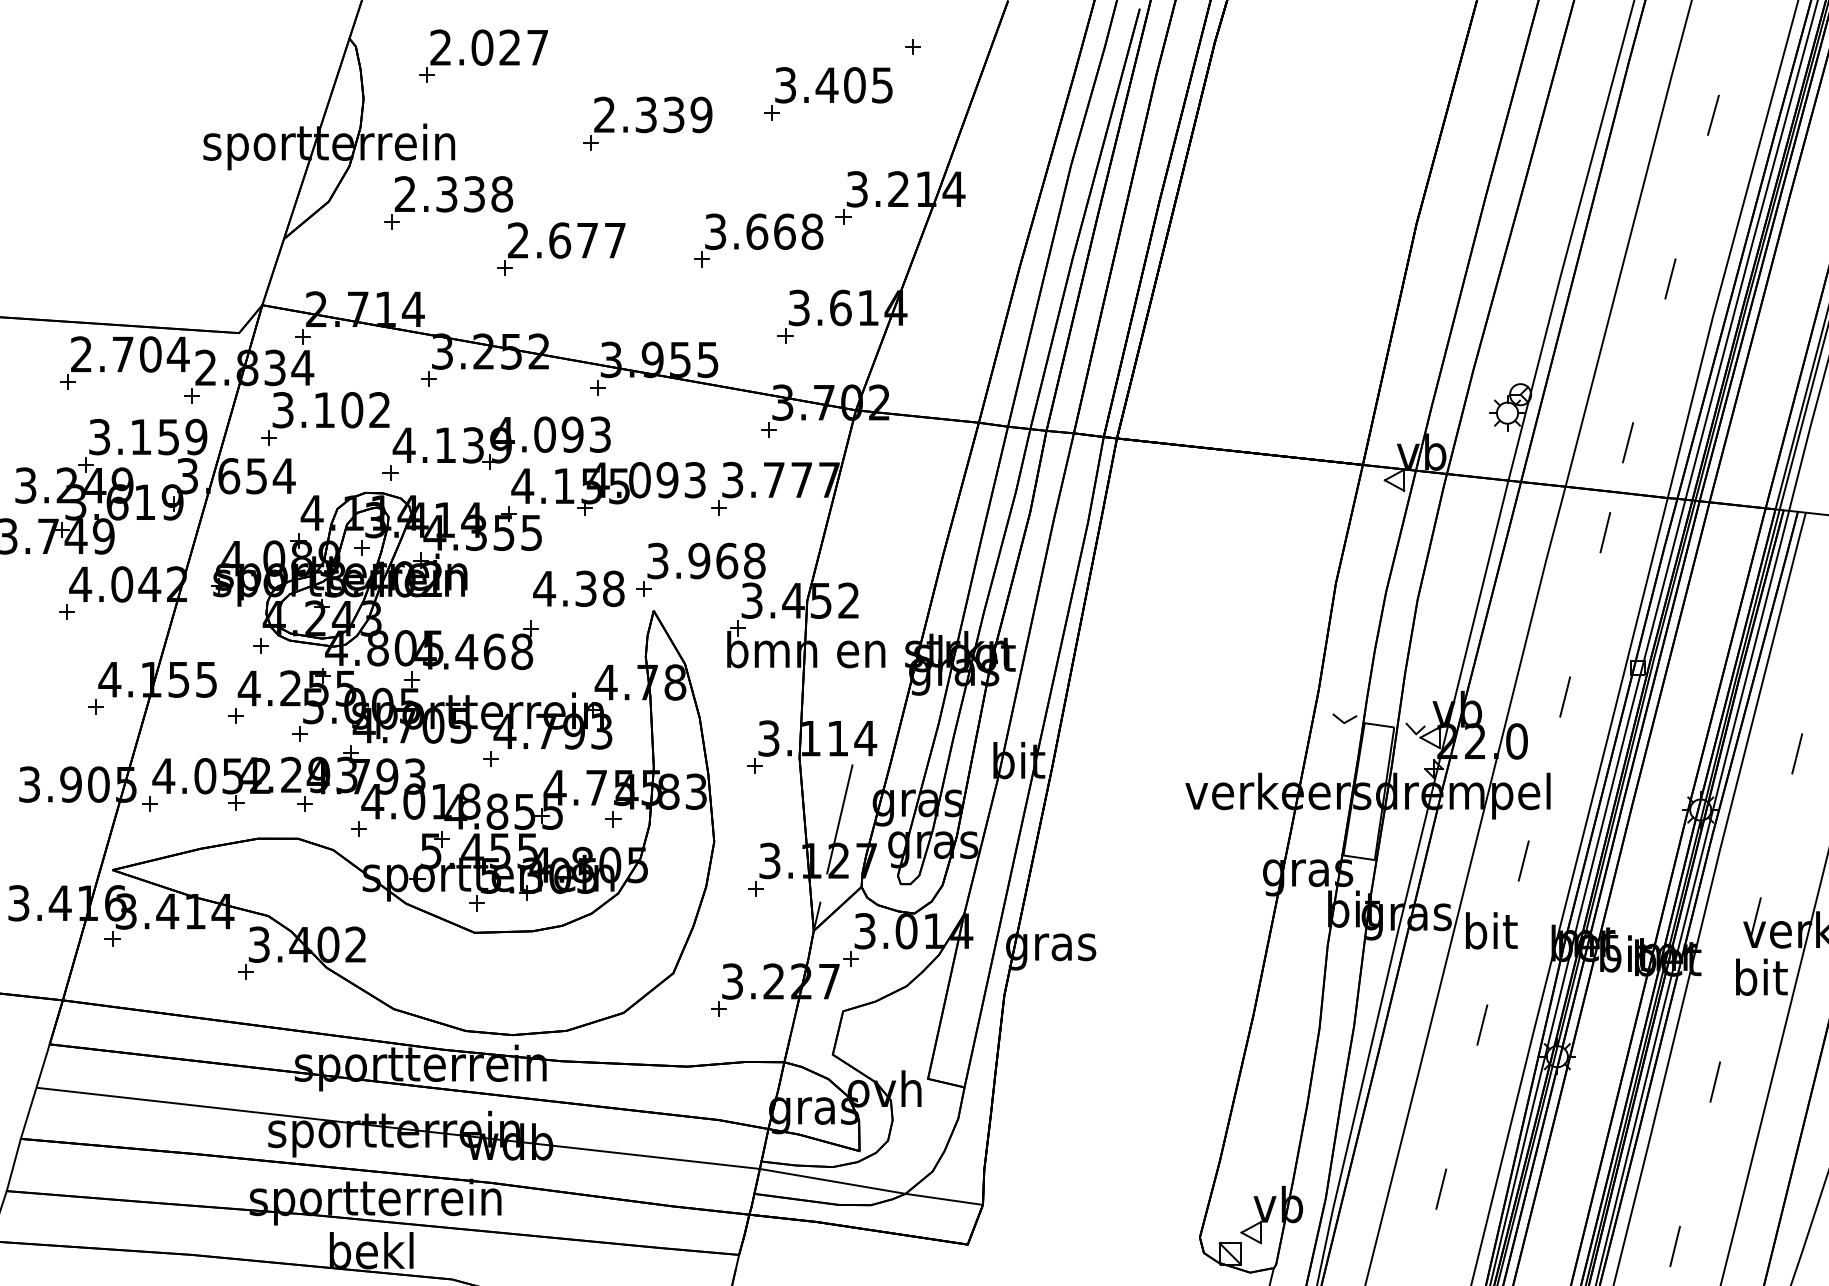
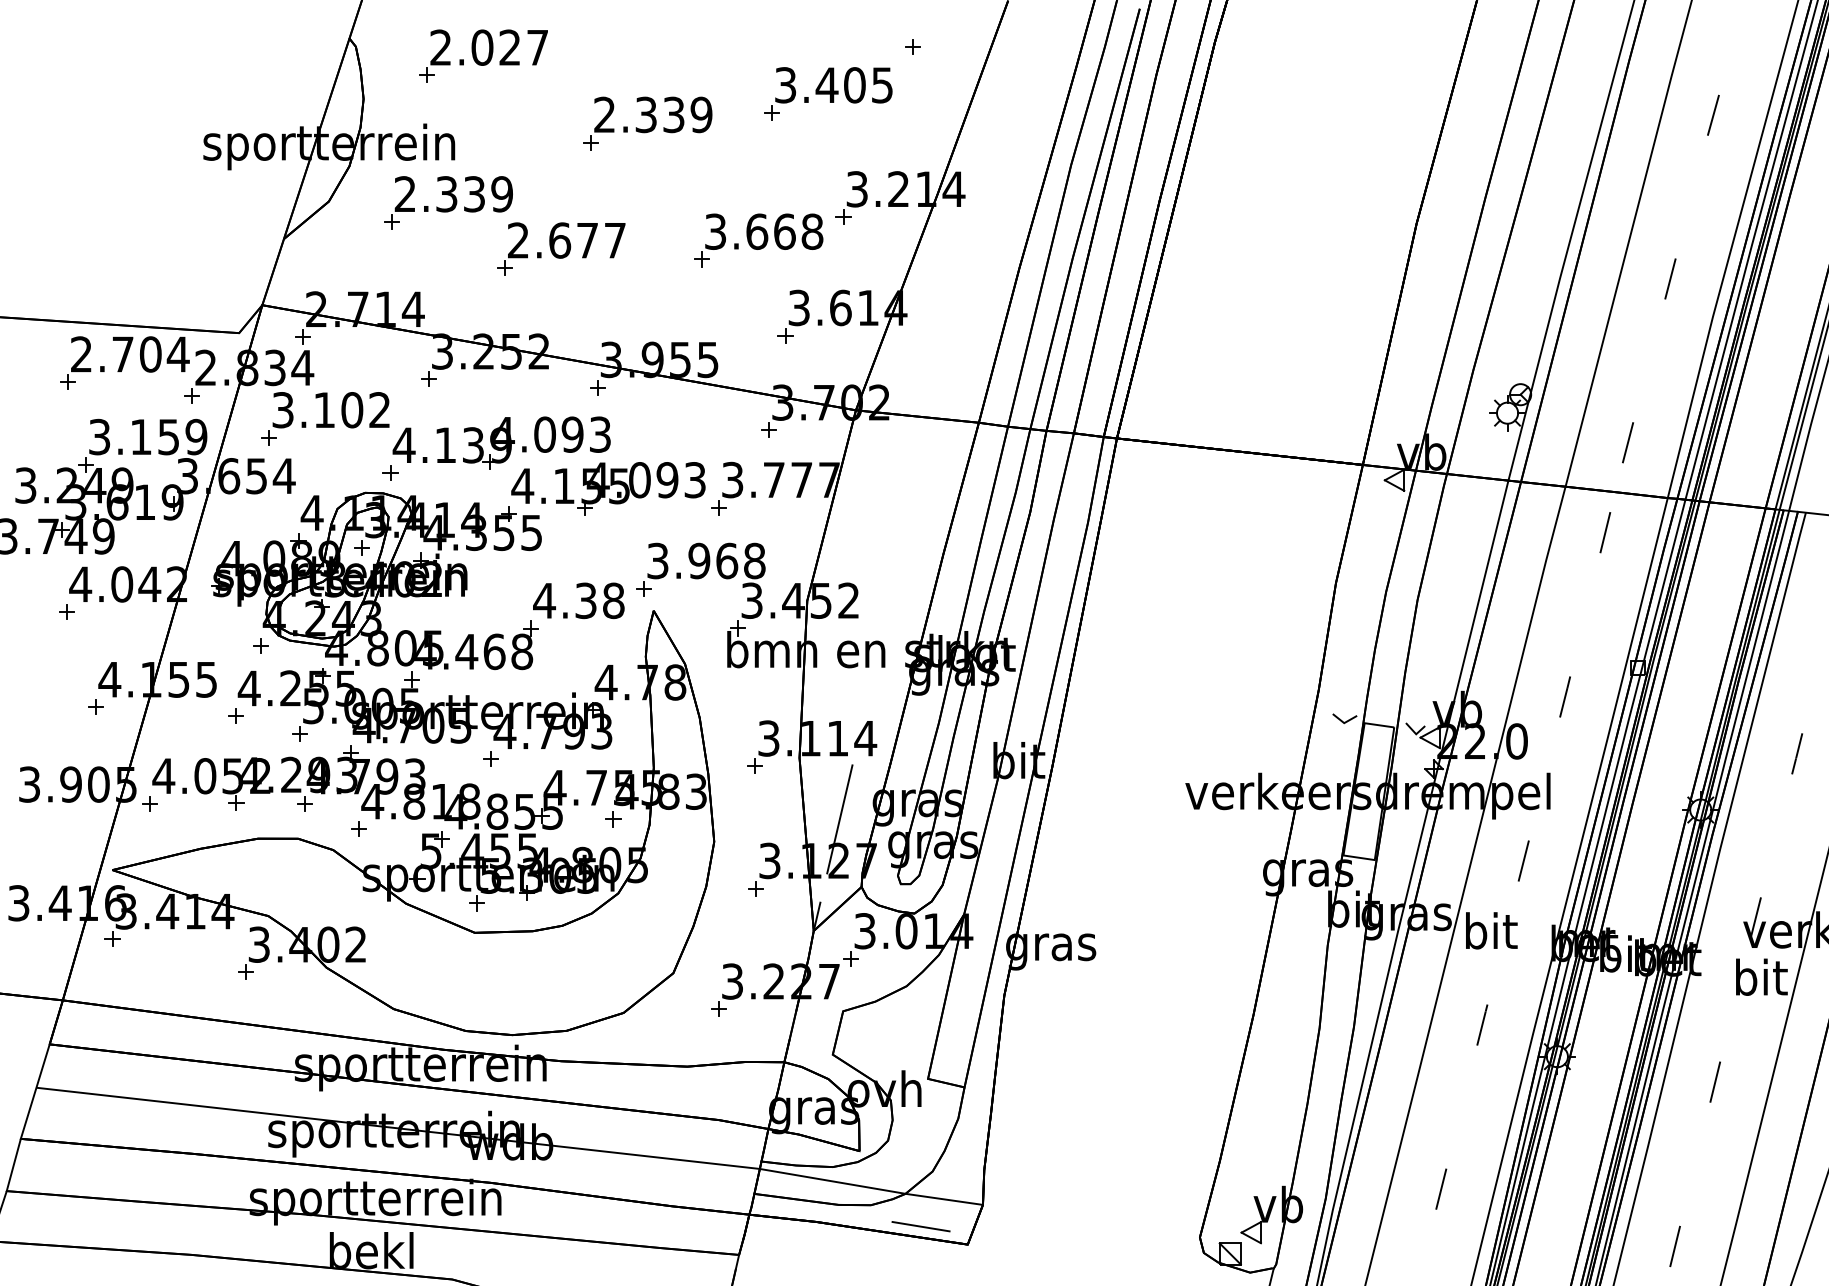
text: 2.338 -> 2.339 (502, 194)
text position: (578, 588) -> (578, 600) (578, 600)
text: 4.018 -> 4.818 (414, 801)
line: none -> present (920, 1226)
